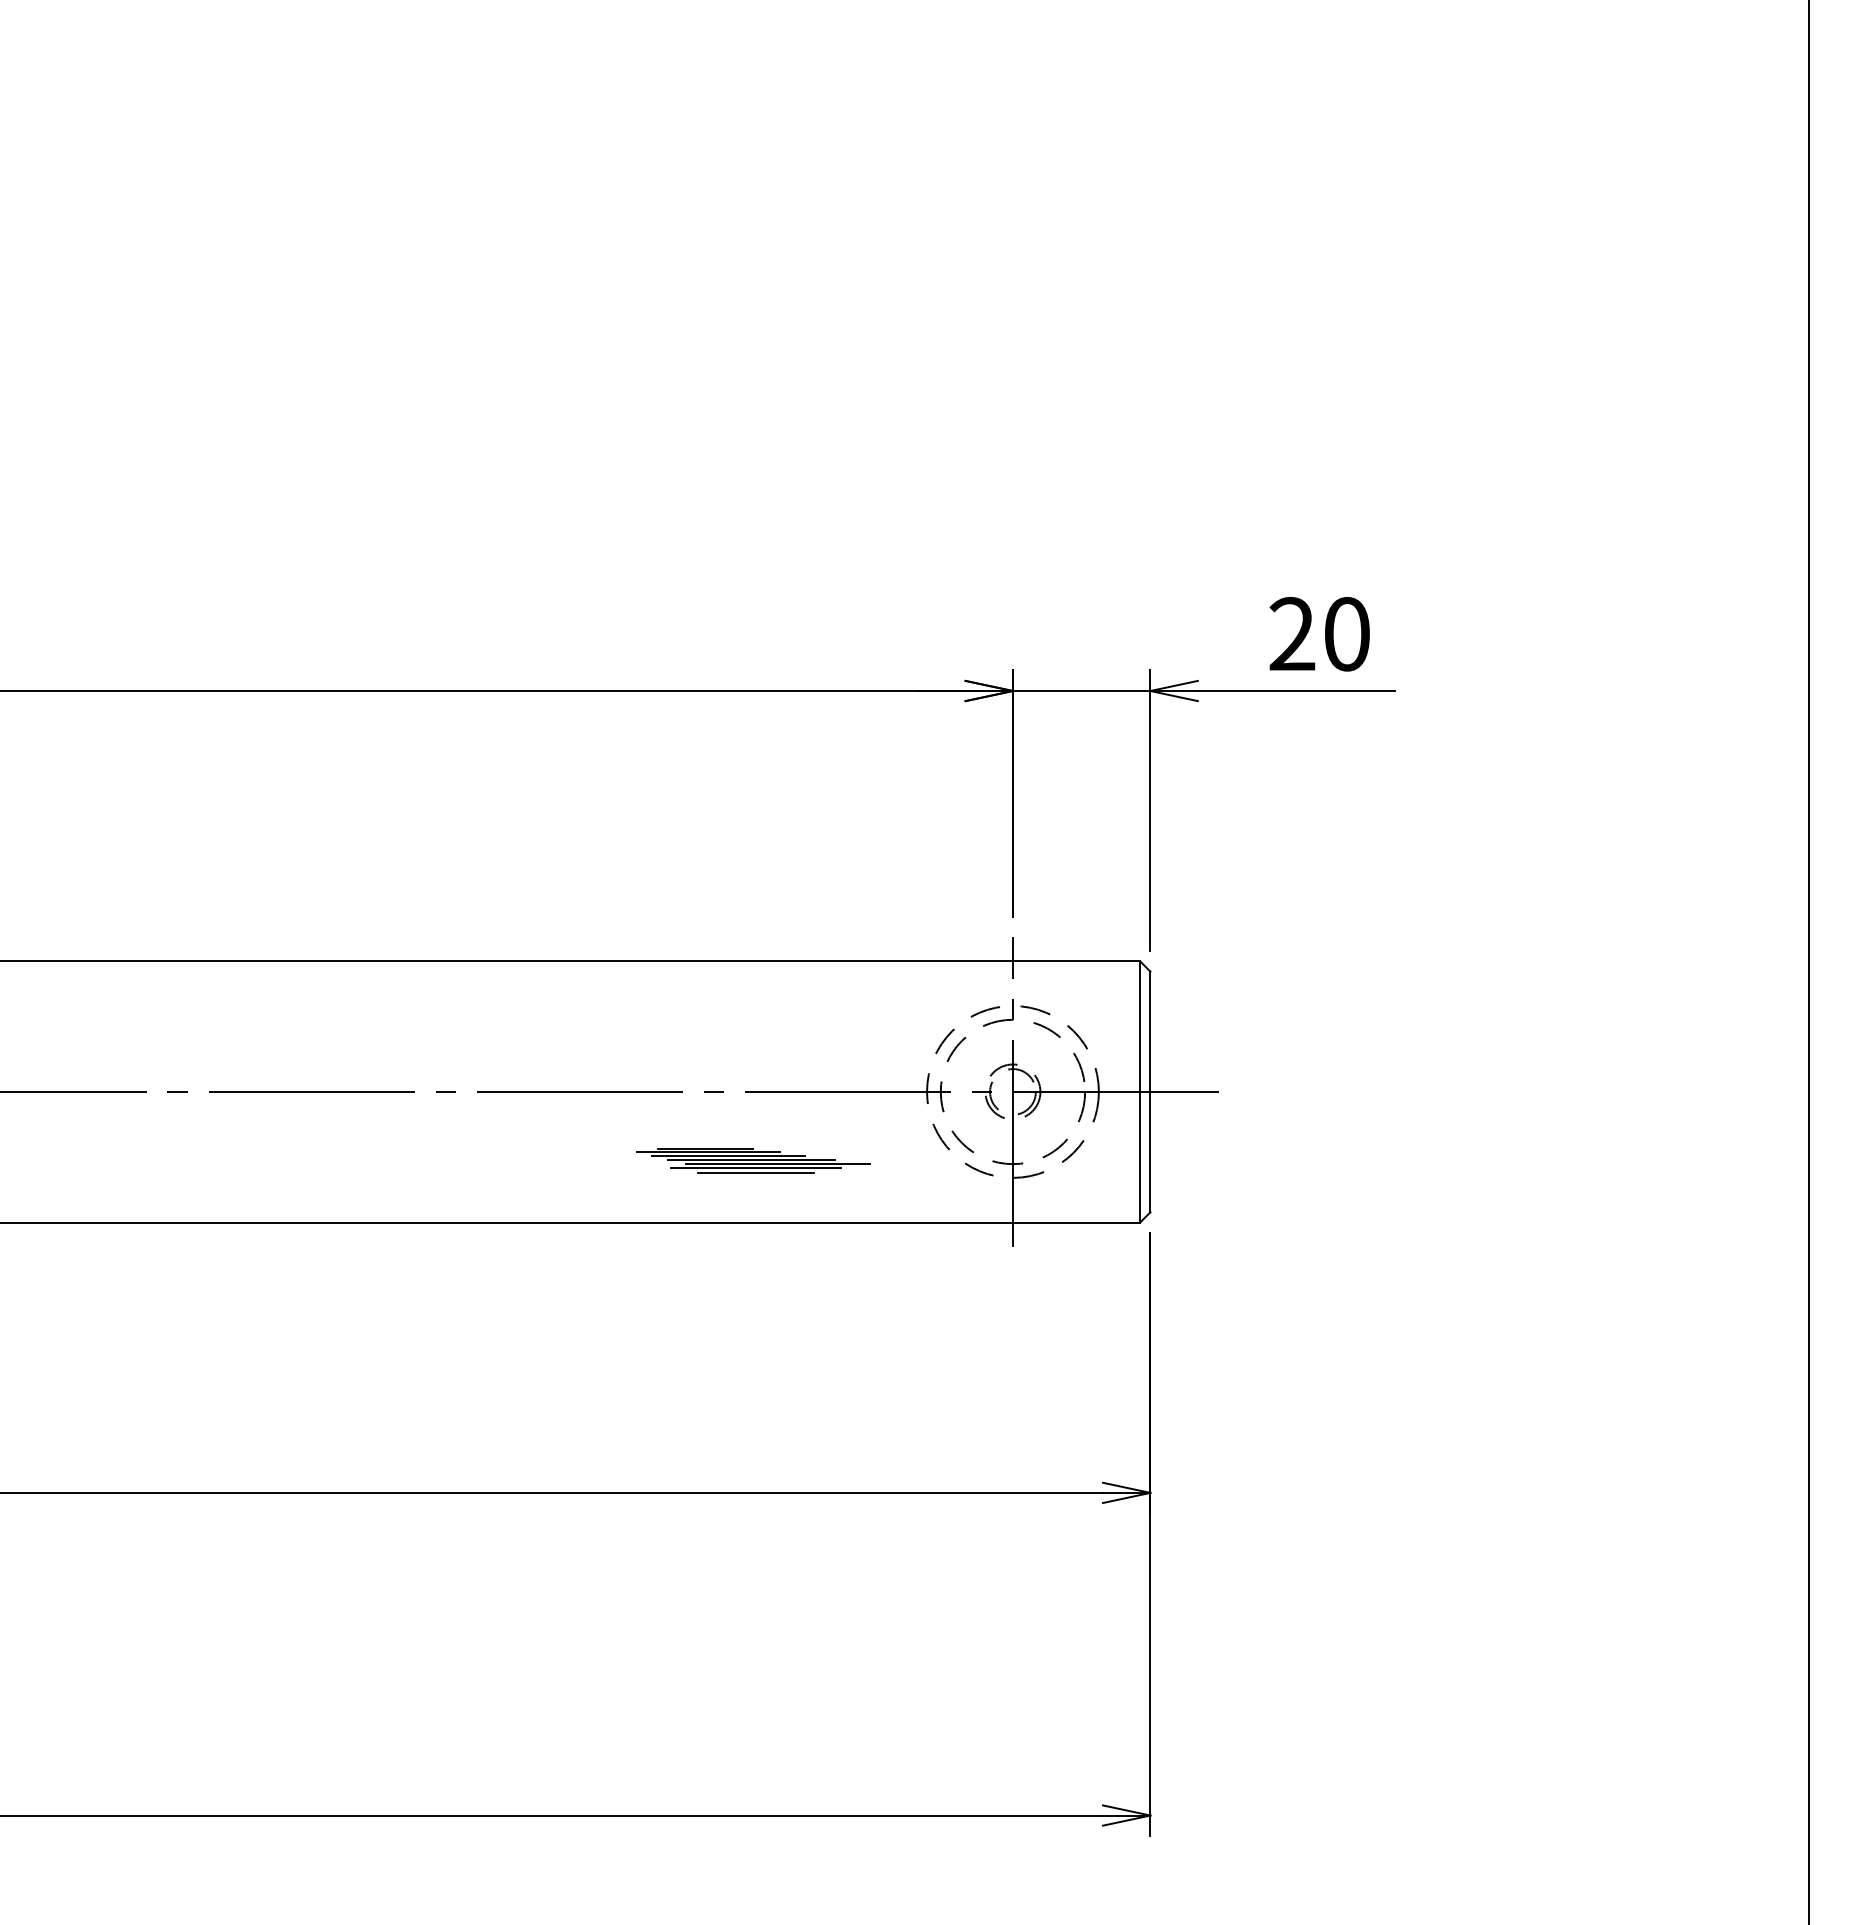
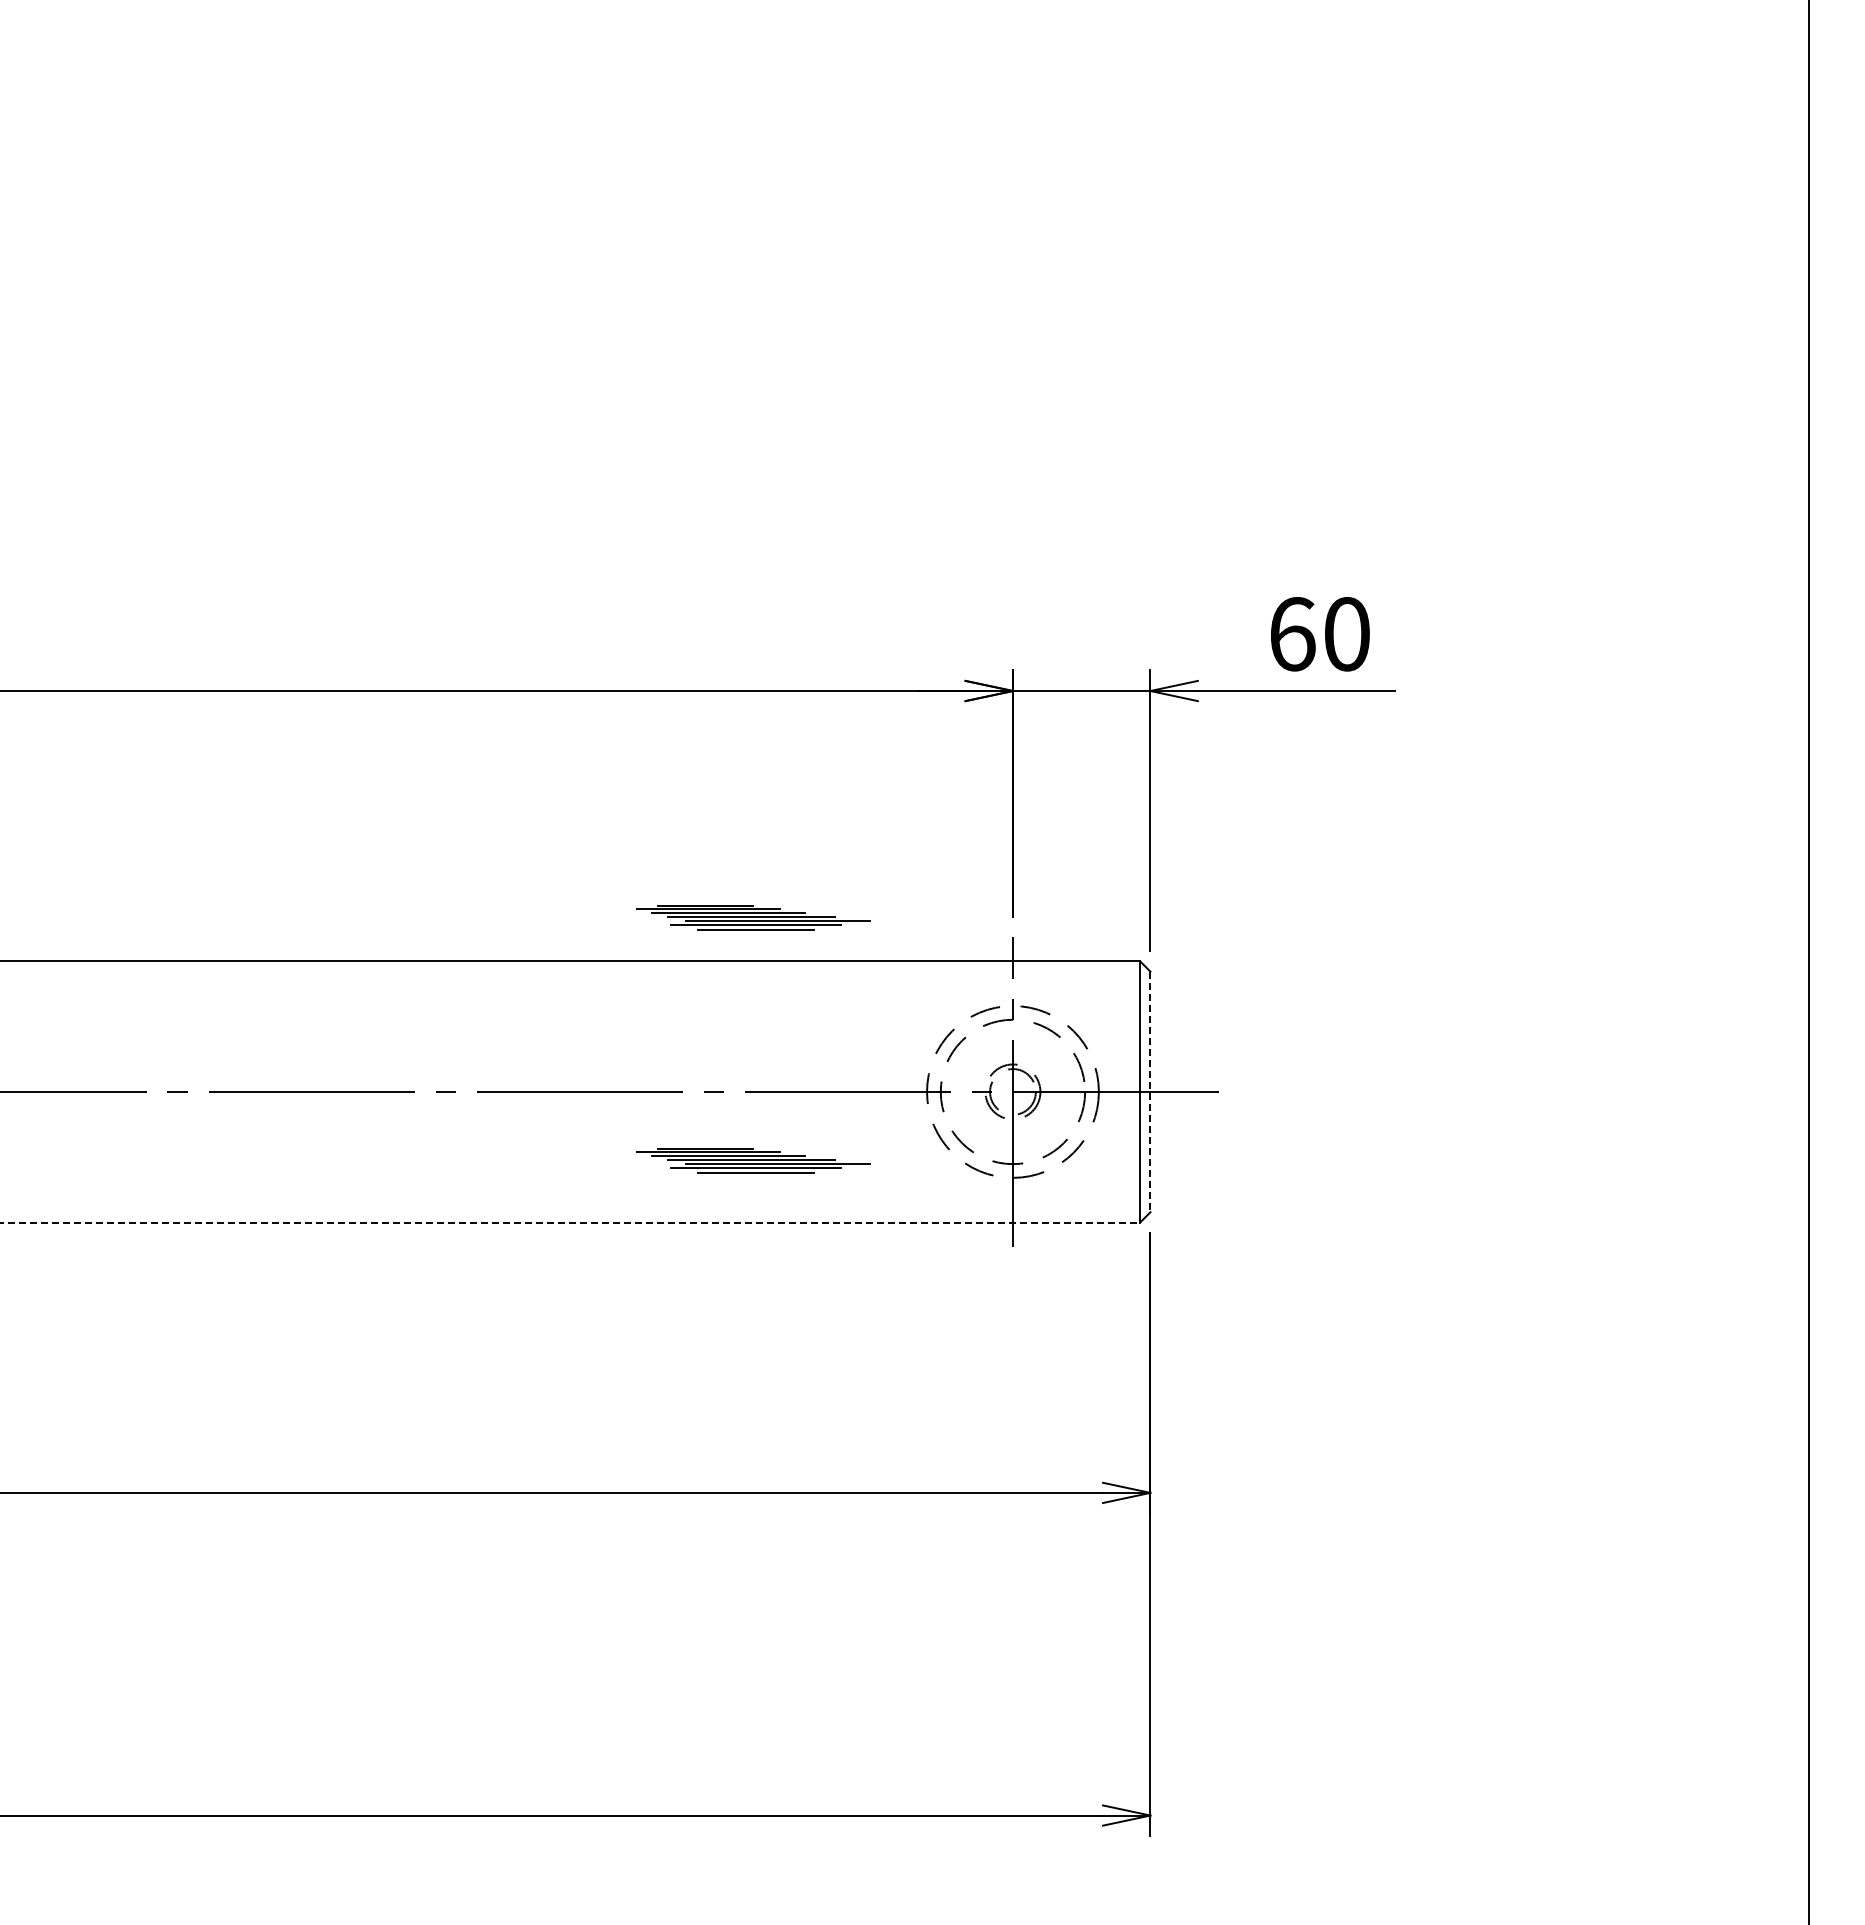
text: 20 -> 60 (1292, 634)
part: none -> present (753, 917)
line: solid -> dashed (1150, 1092)
line: solid -> dashed (570, 1222)
